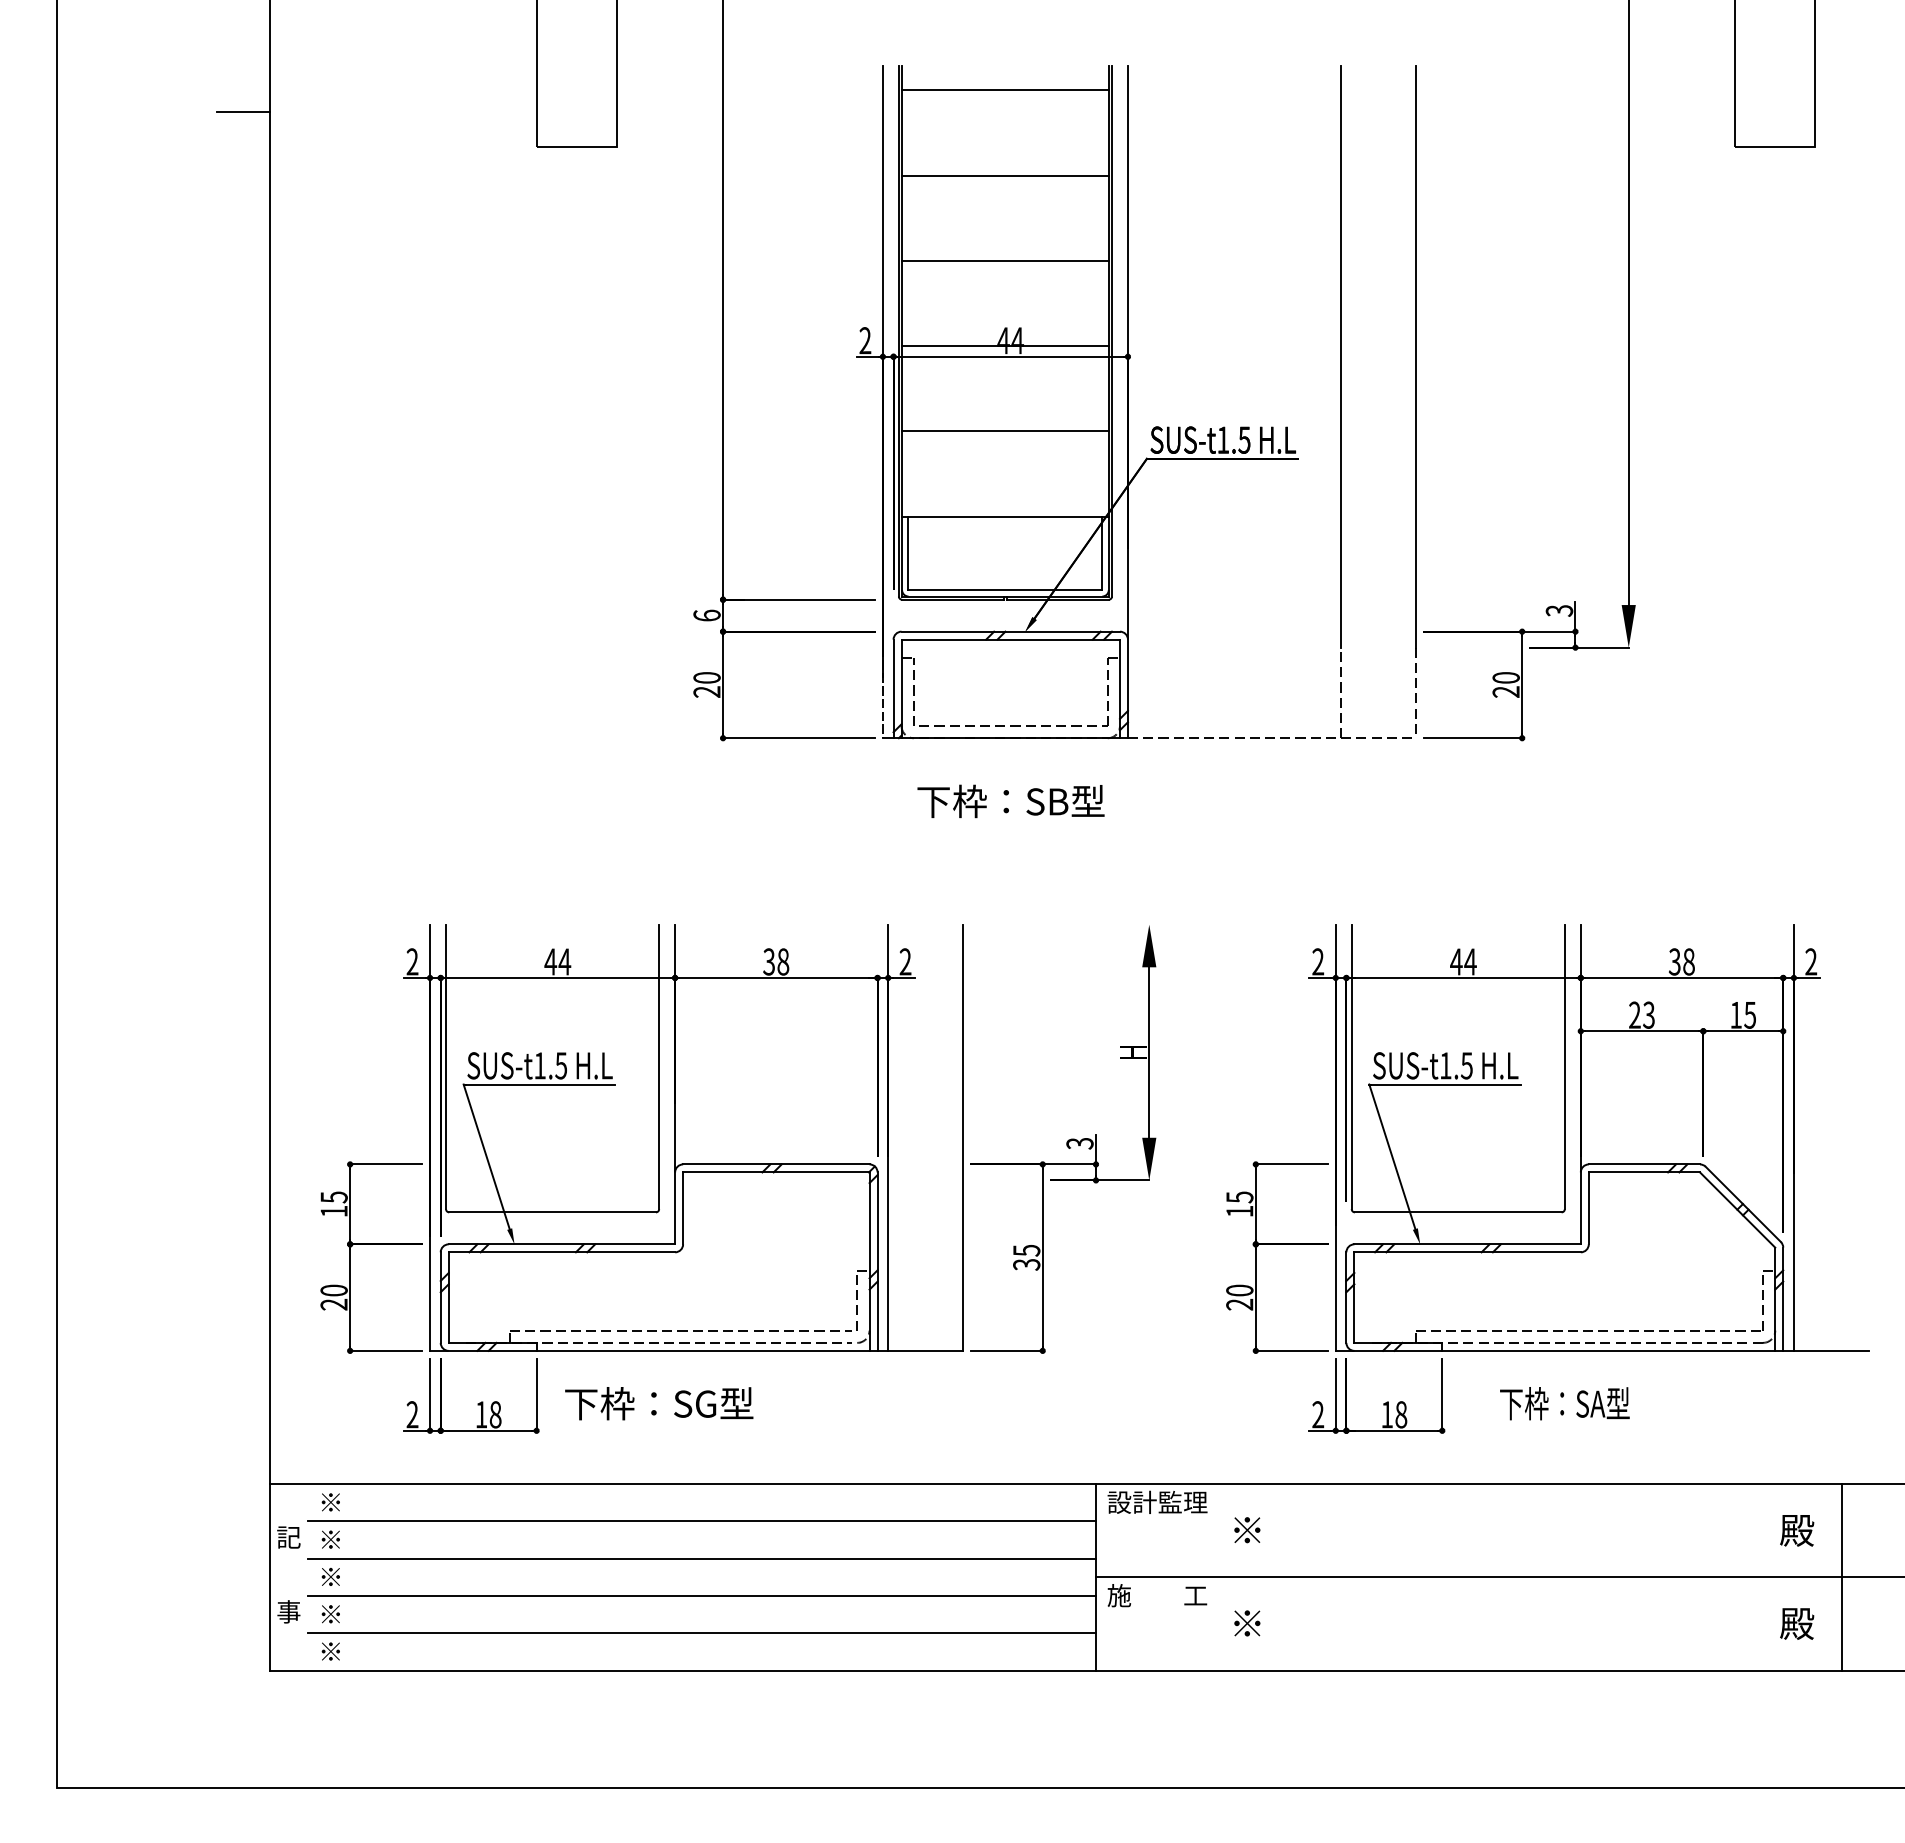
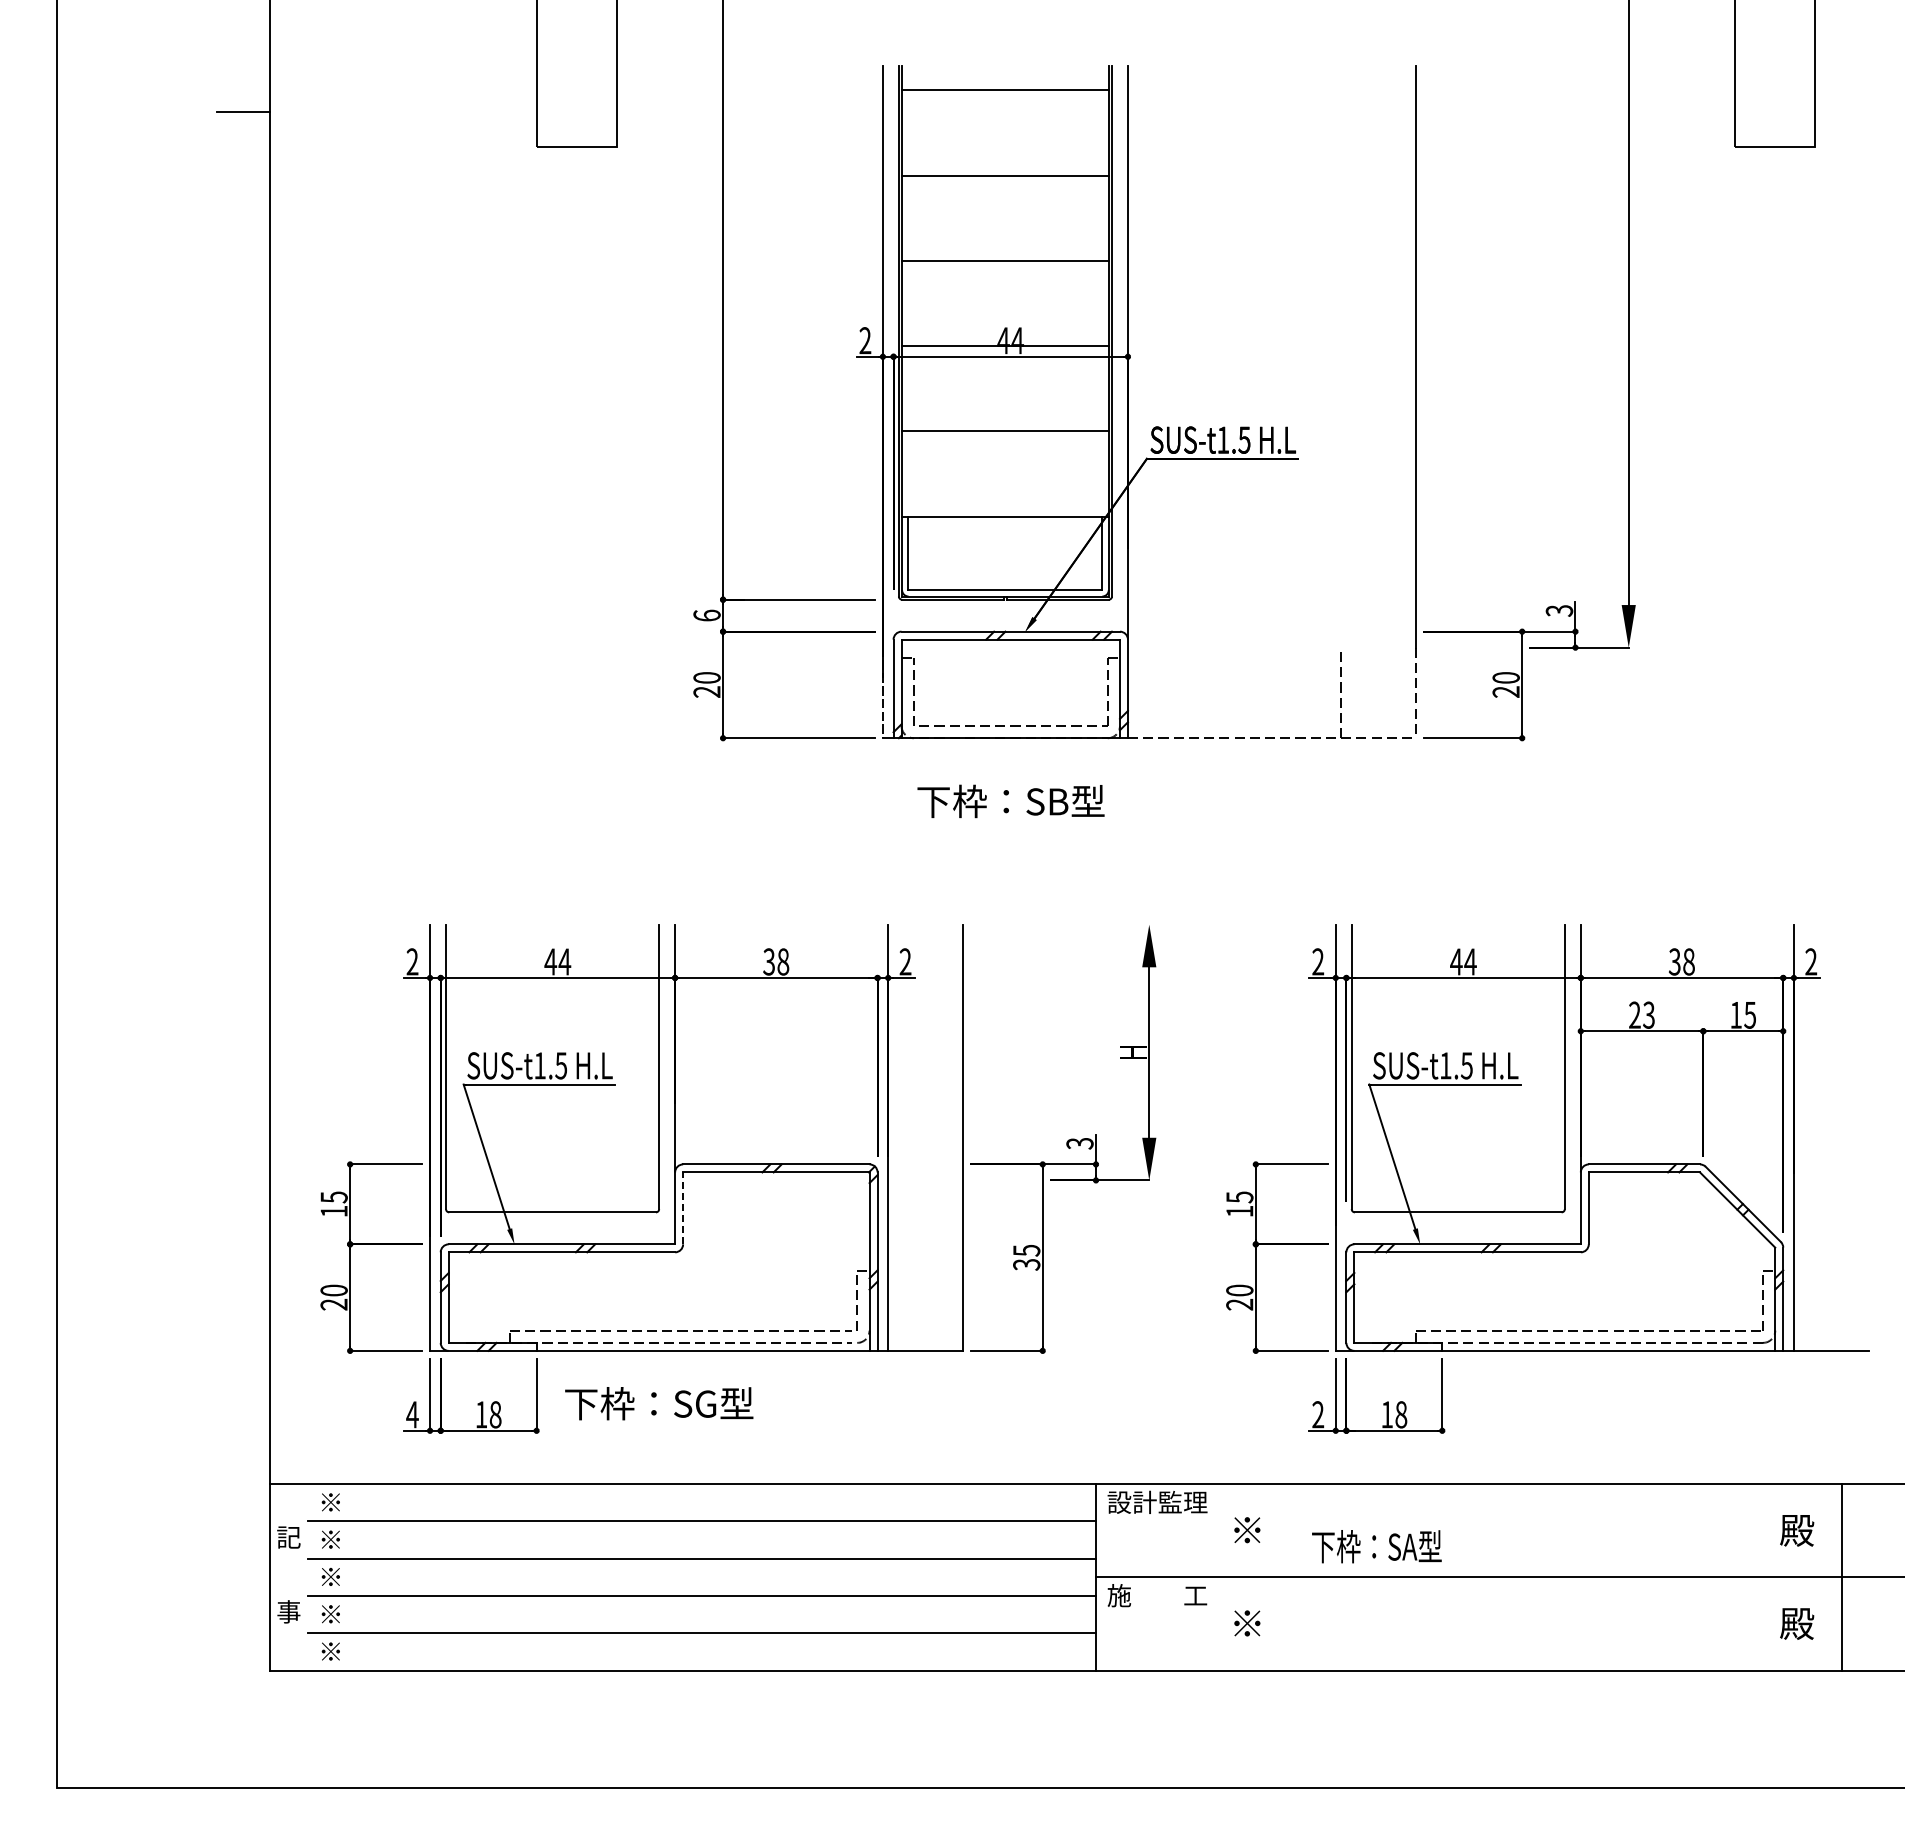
line: present -> none (1341, 356)
line: solid -> dashed (683, 1208)
text position: (1564, 1403) -> (1376, 1546) (1376, 1546)
text: 2 -> 4 (412, 1414)
